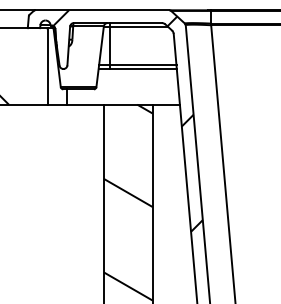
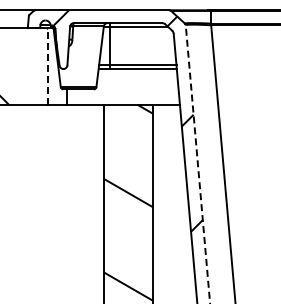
line: solid -> dashed (47, 65)
line: solid -> dashed (197, 164)
